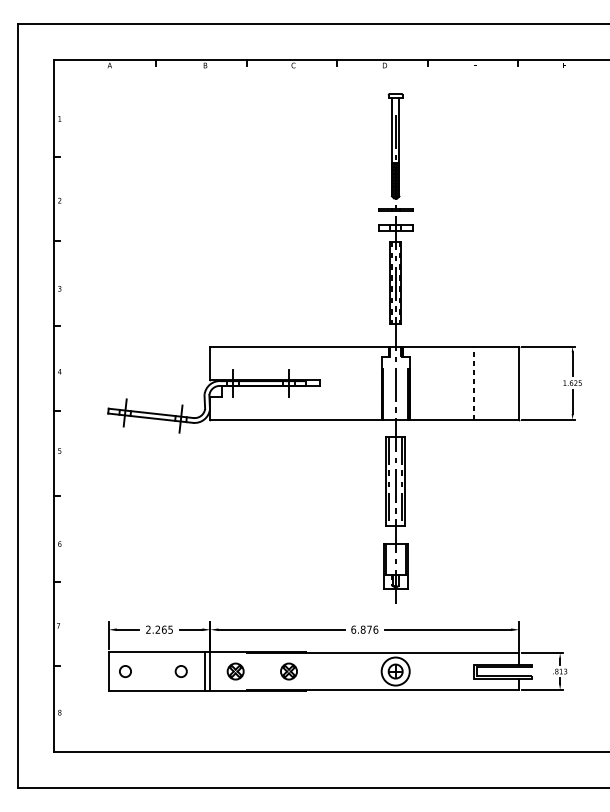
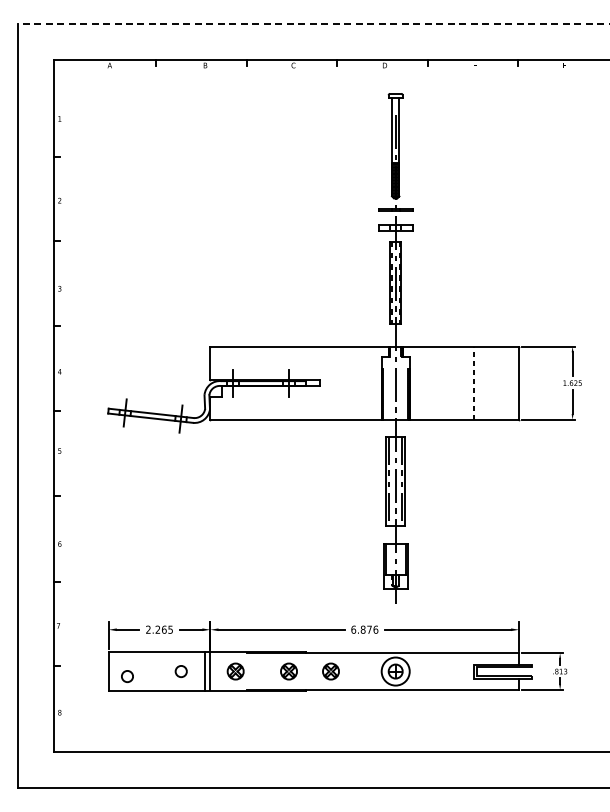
line: solid -> dashed (313, 24)
circle position: (125, 671) -> (127, 676) (127, 676)
part: none -> present (330, 671)
